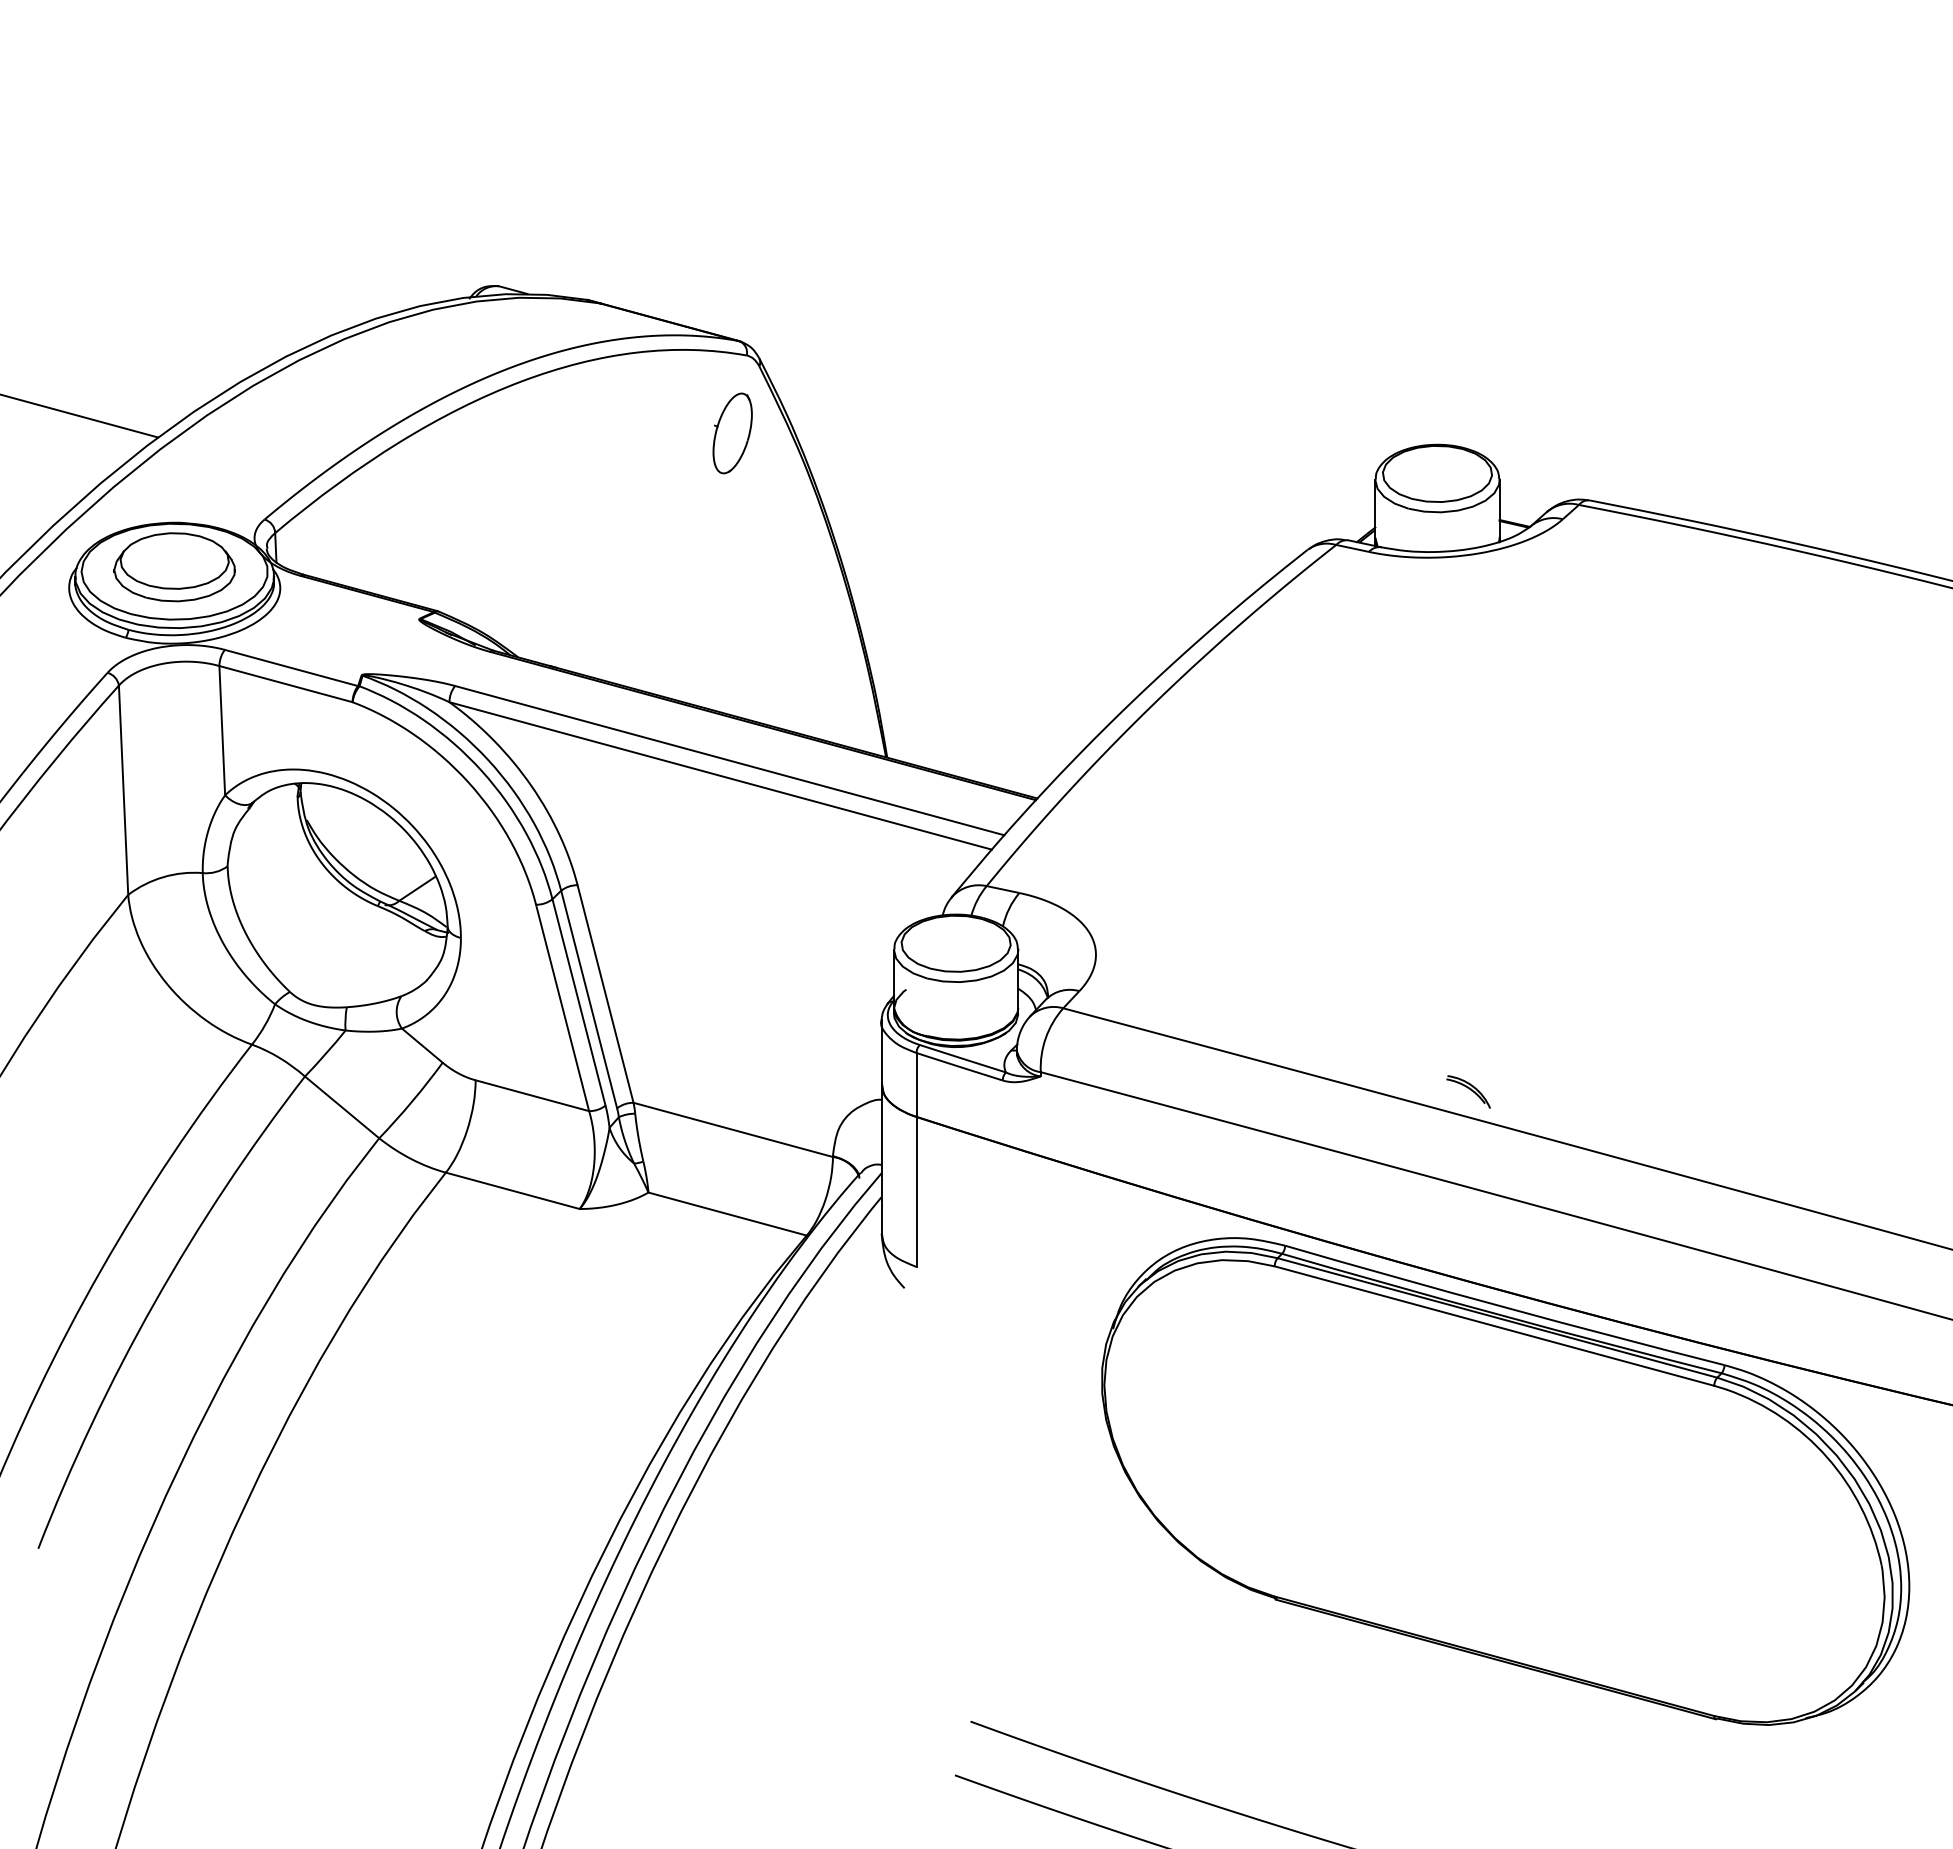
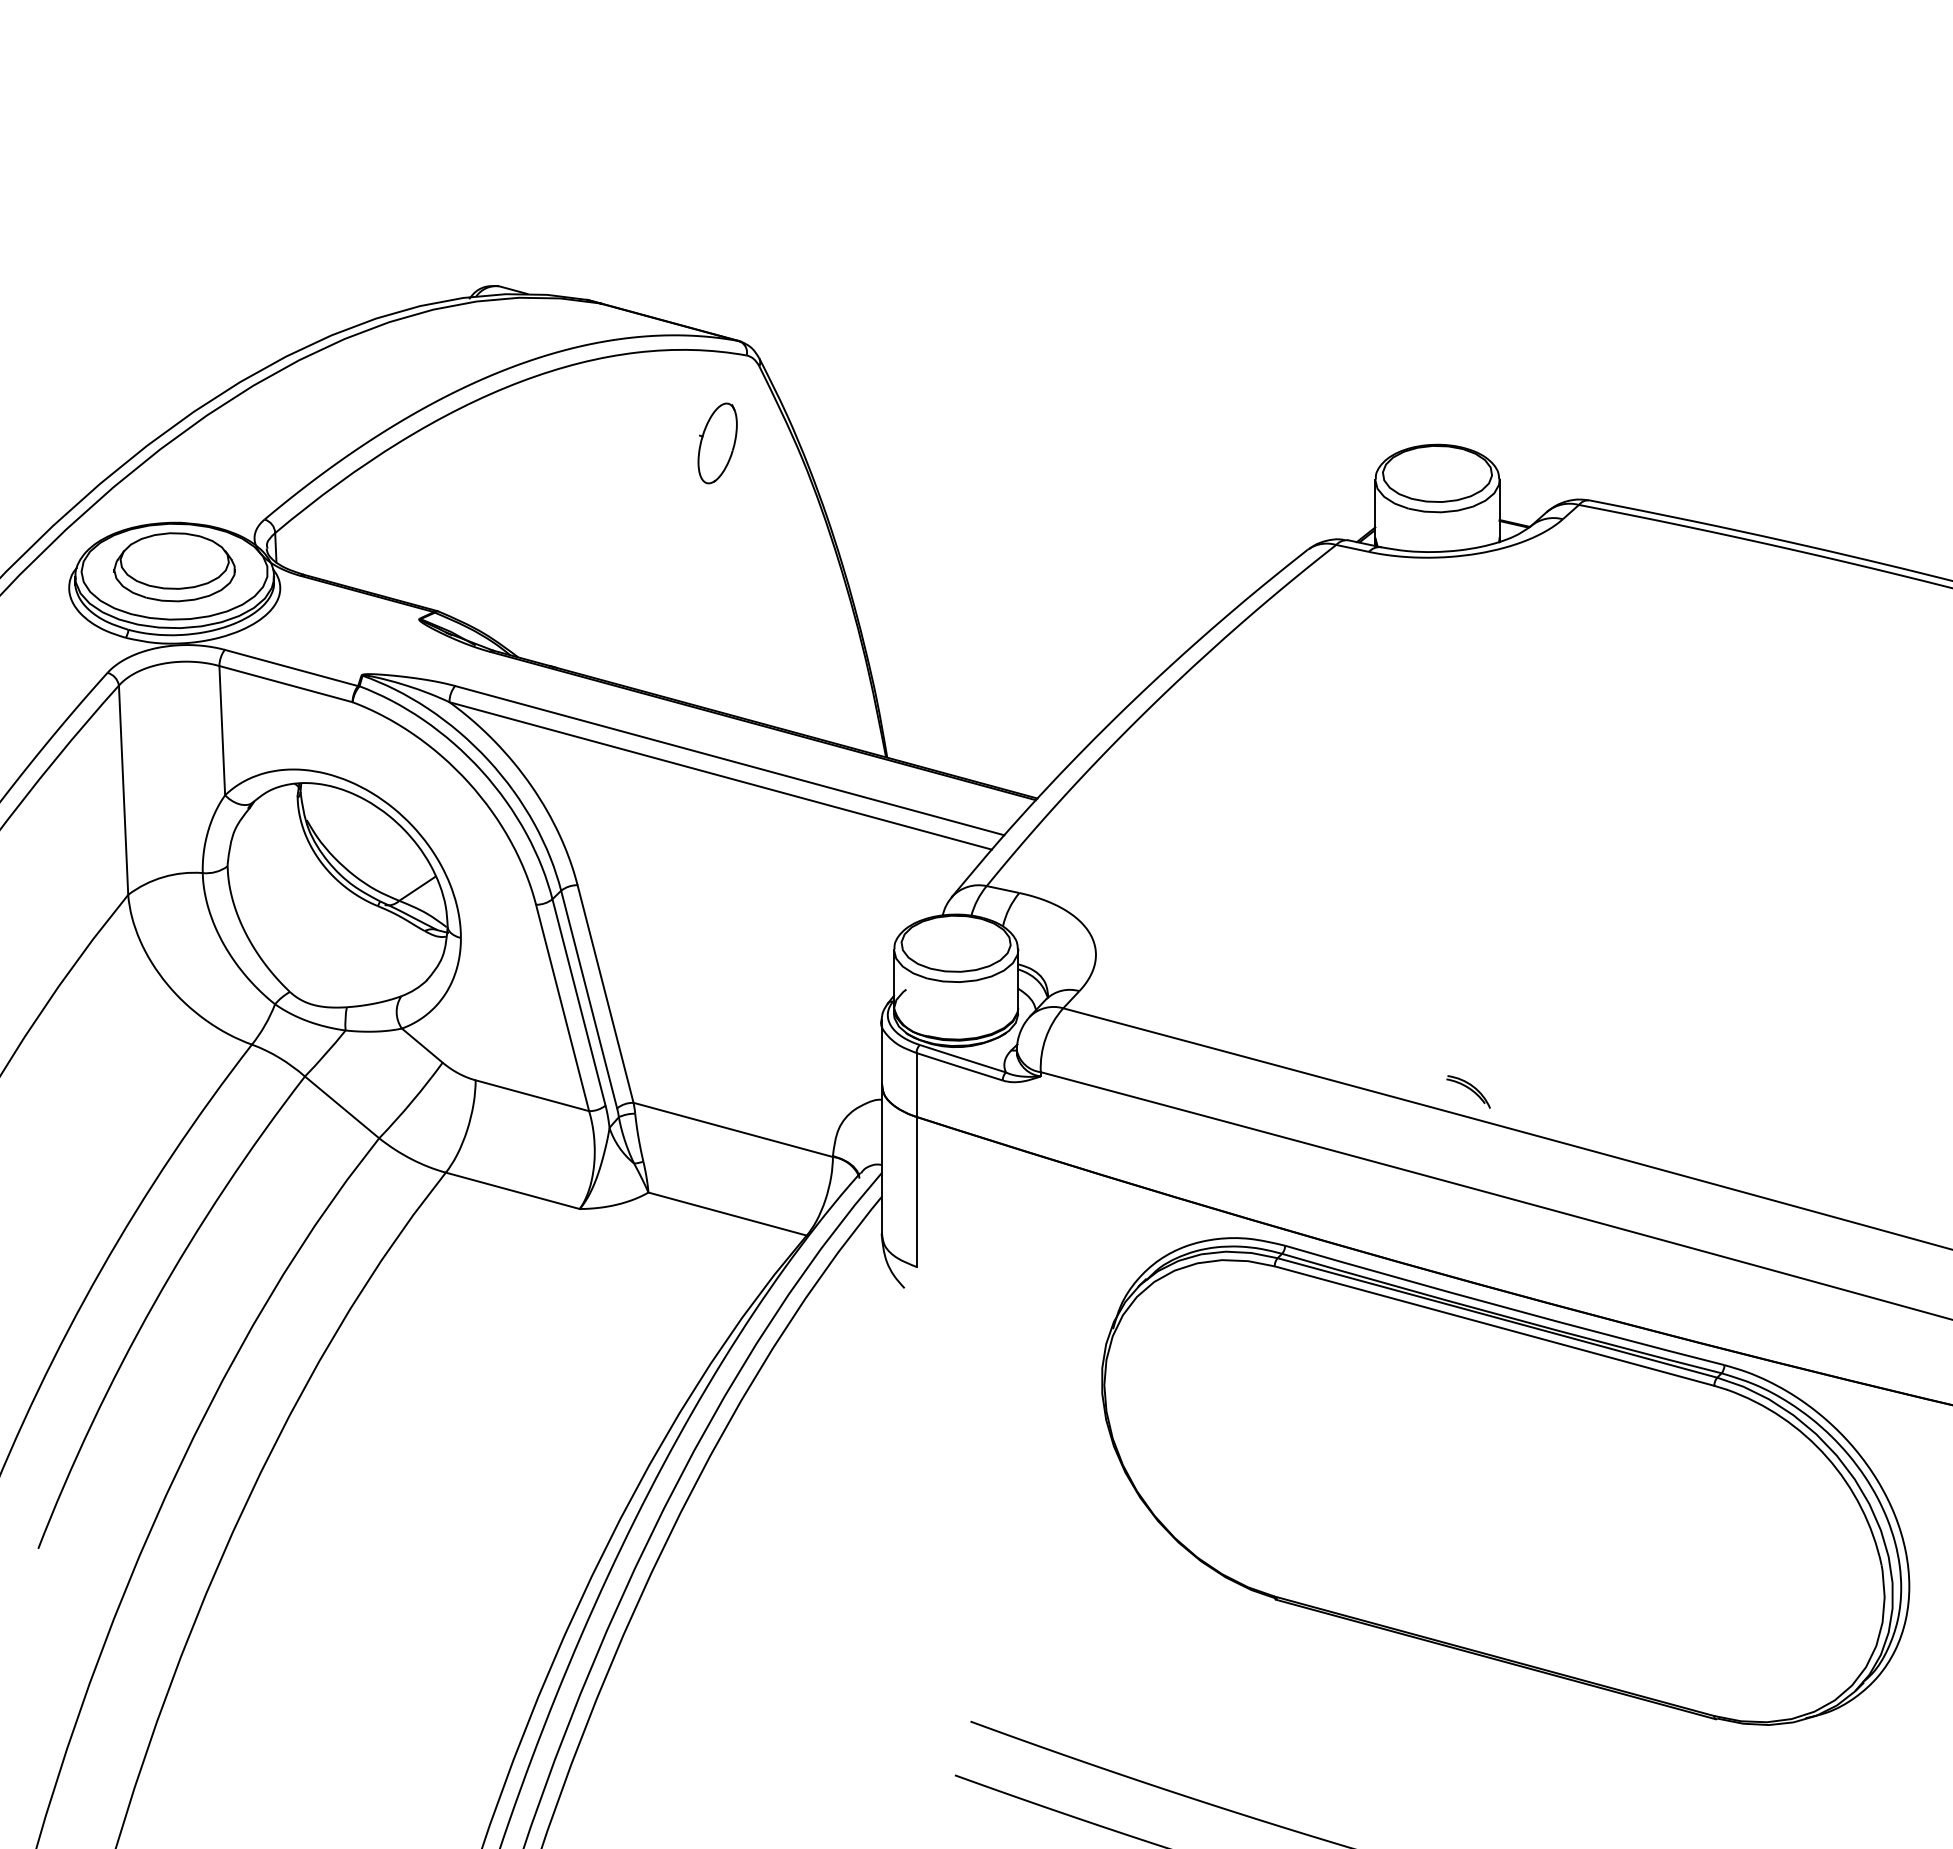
line: present -> none (80, 416)
part position: (732, 433) -> (717, 443) (717, 443)
